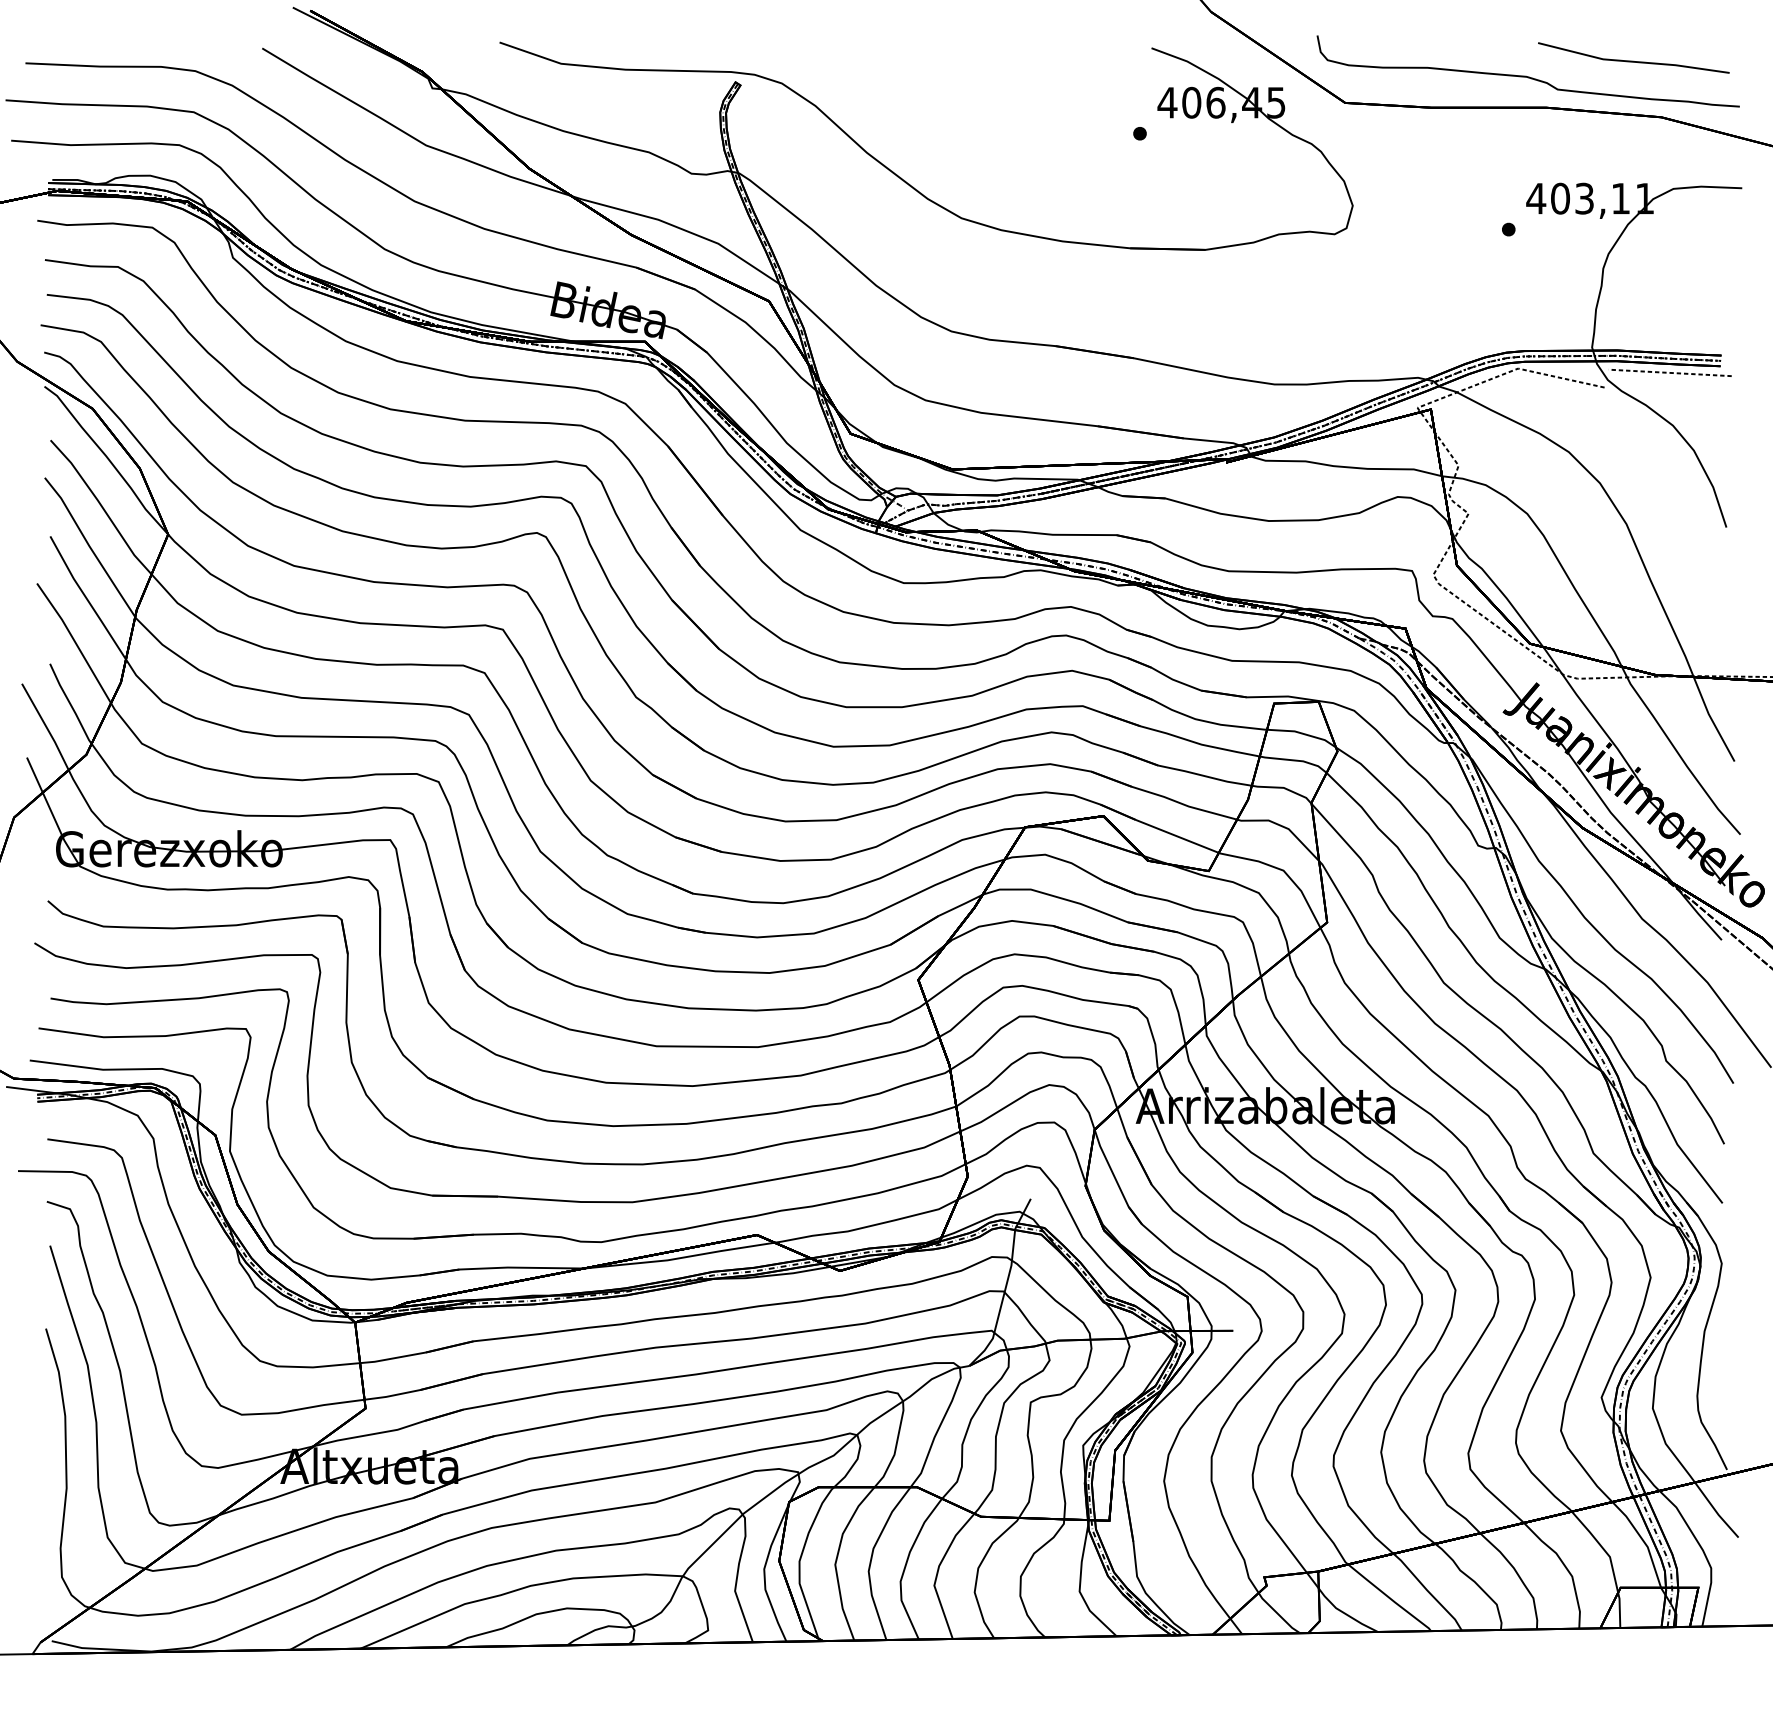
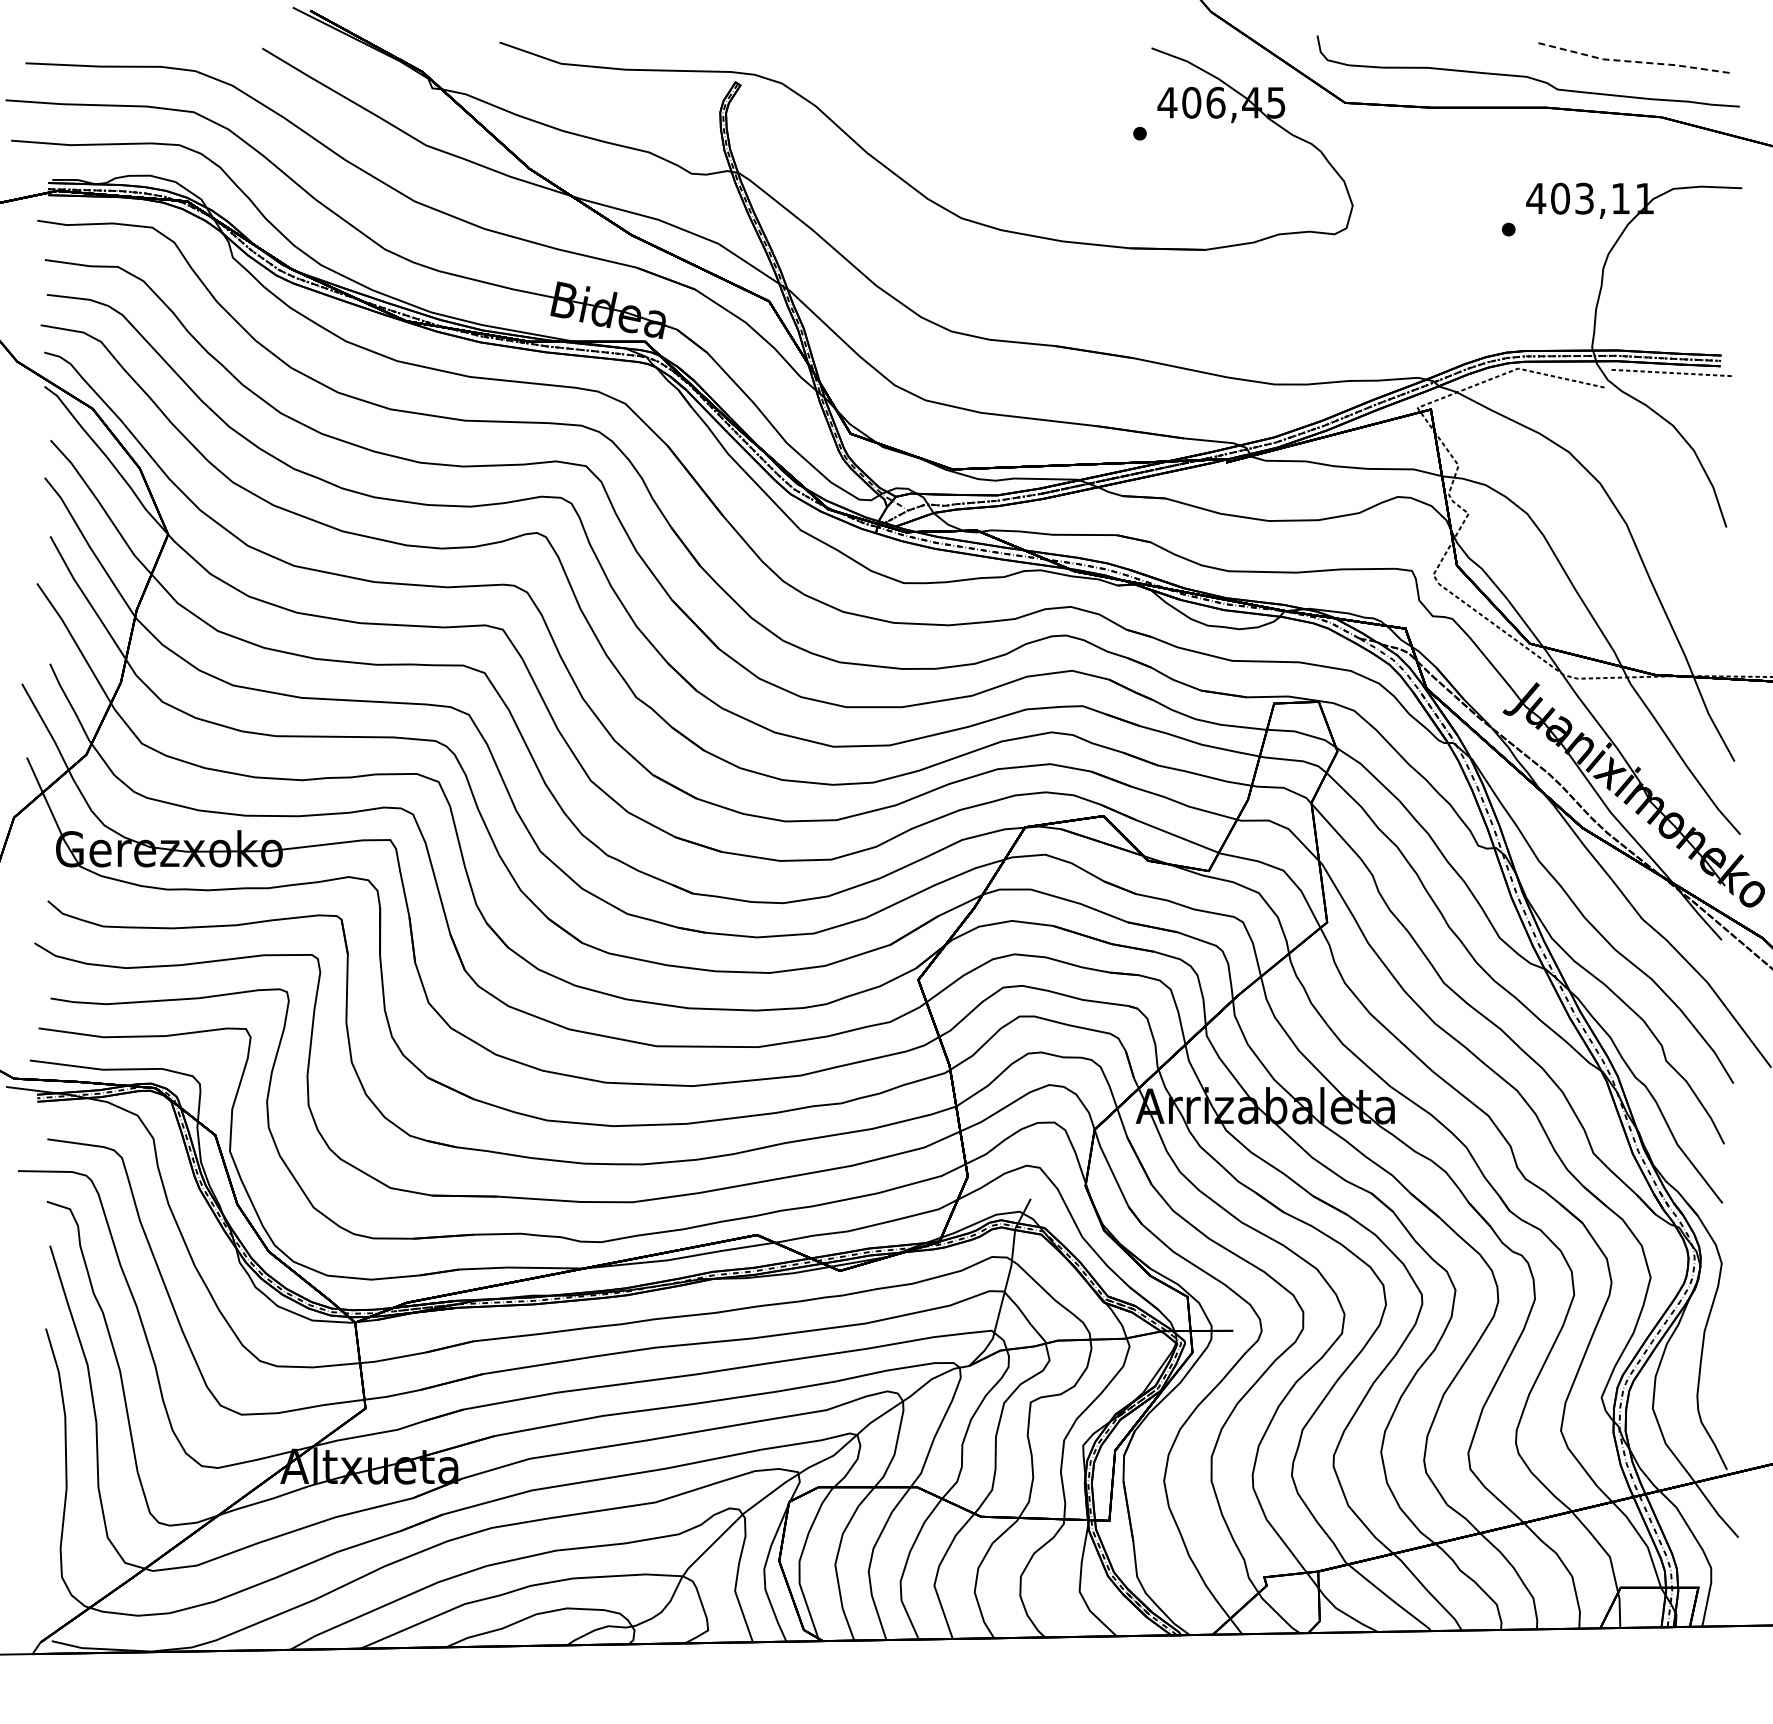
line: solid -> dashed (1632, 61)
